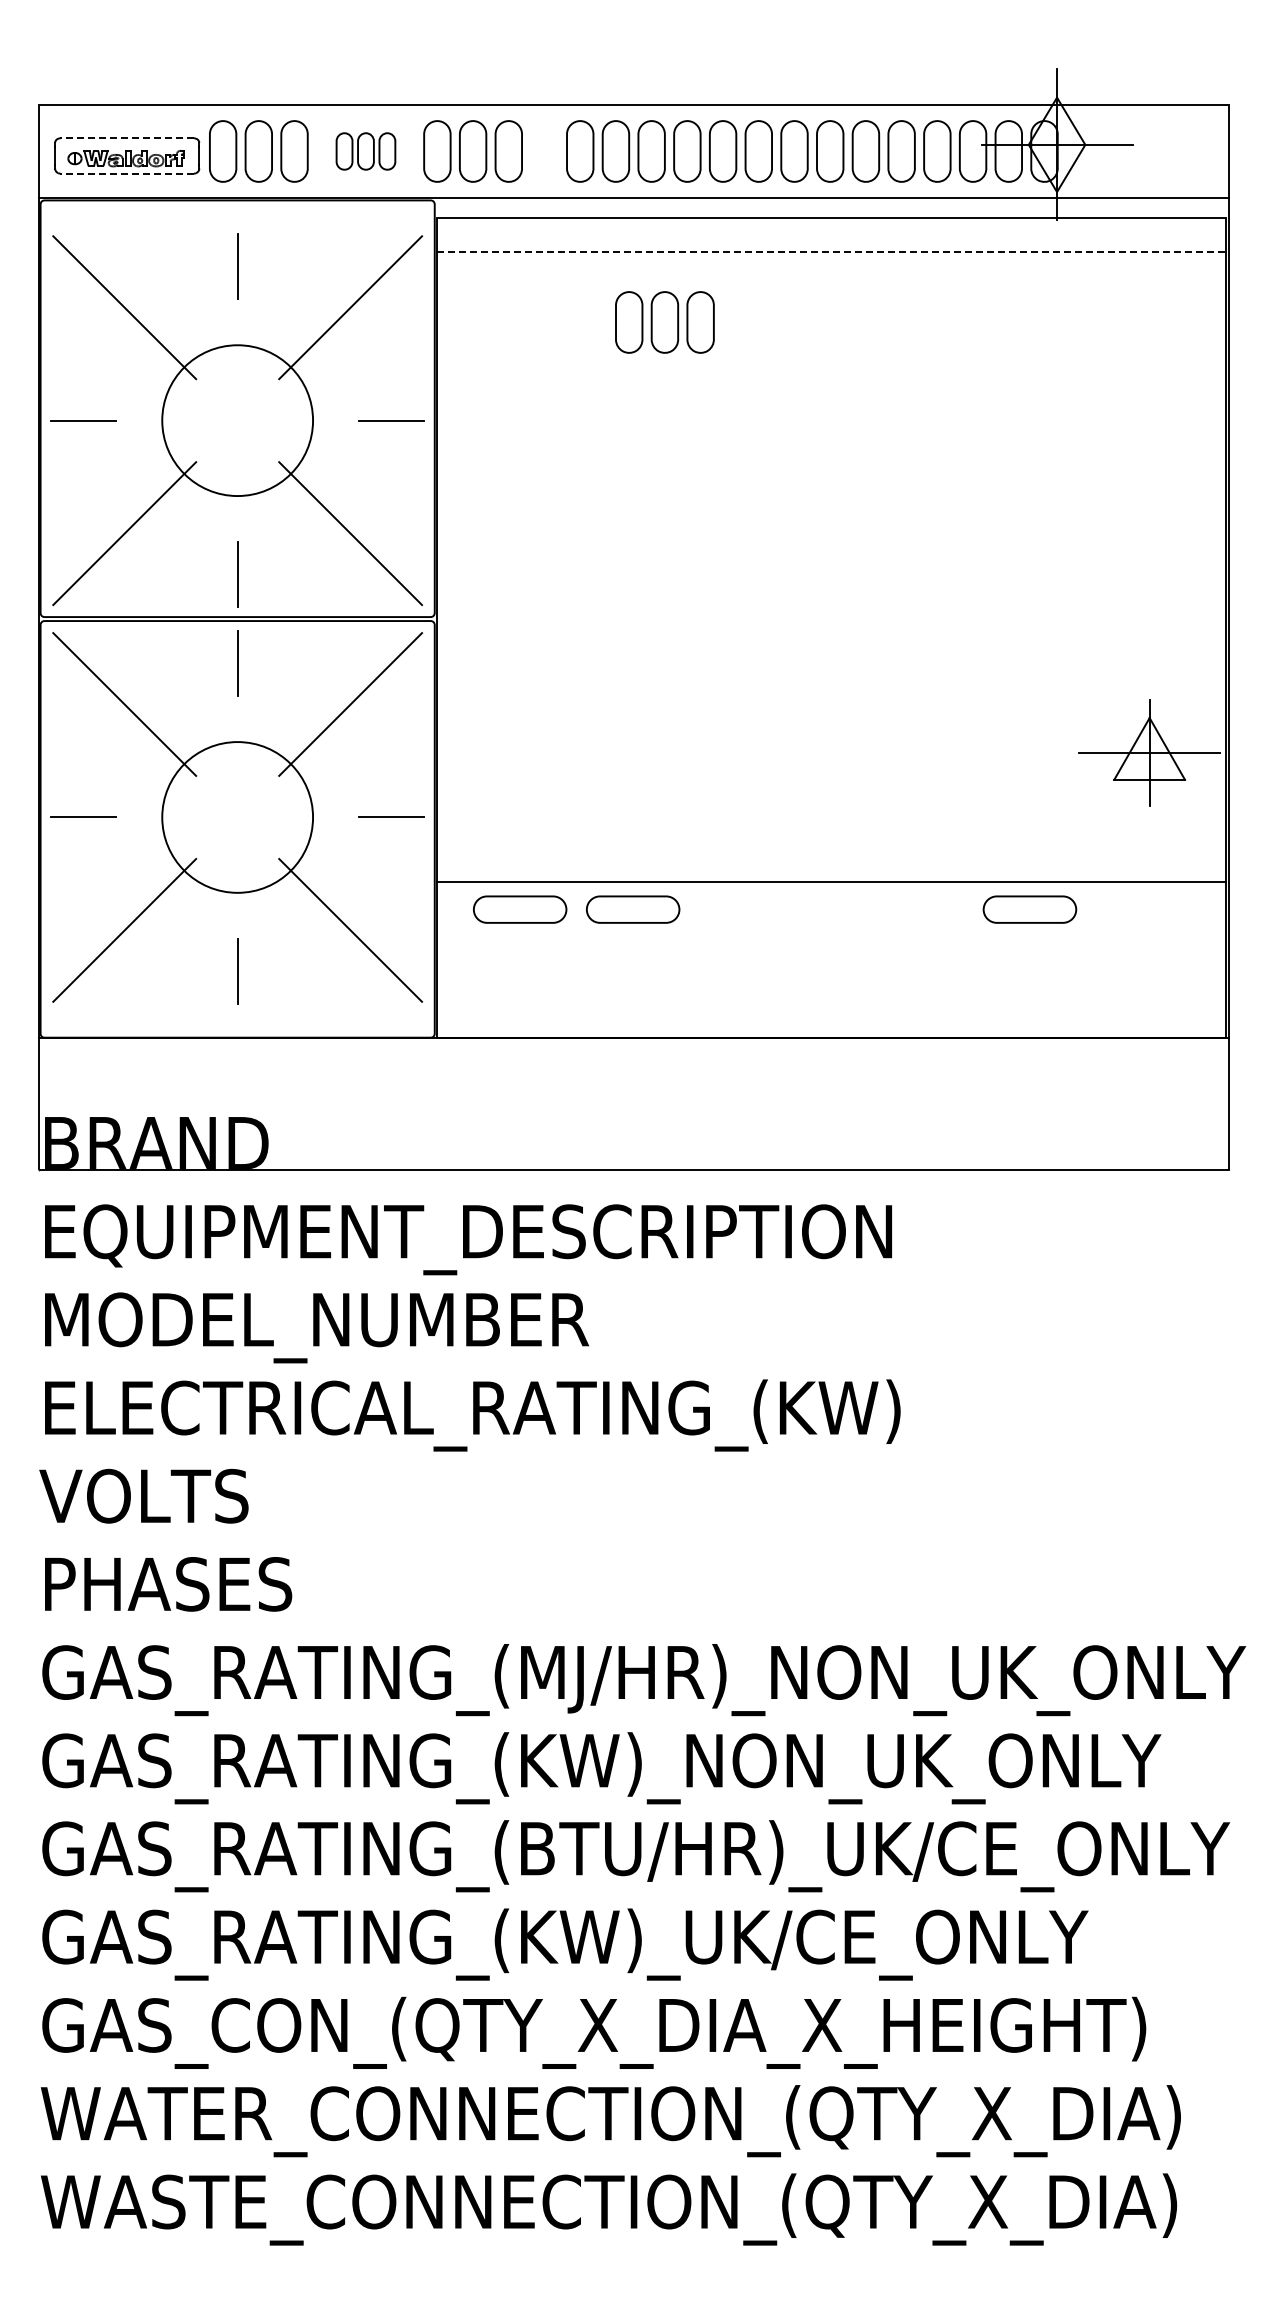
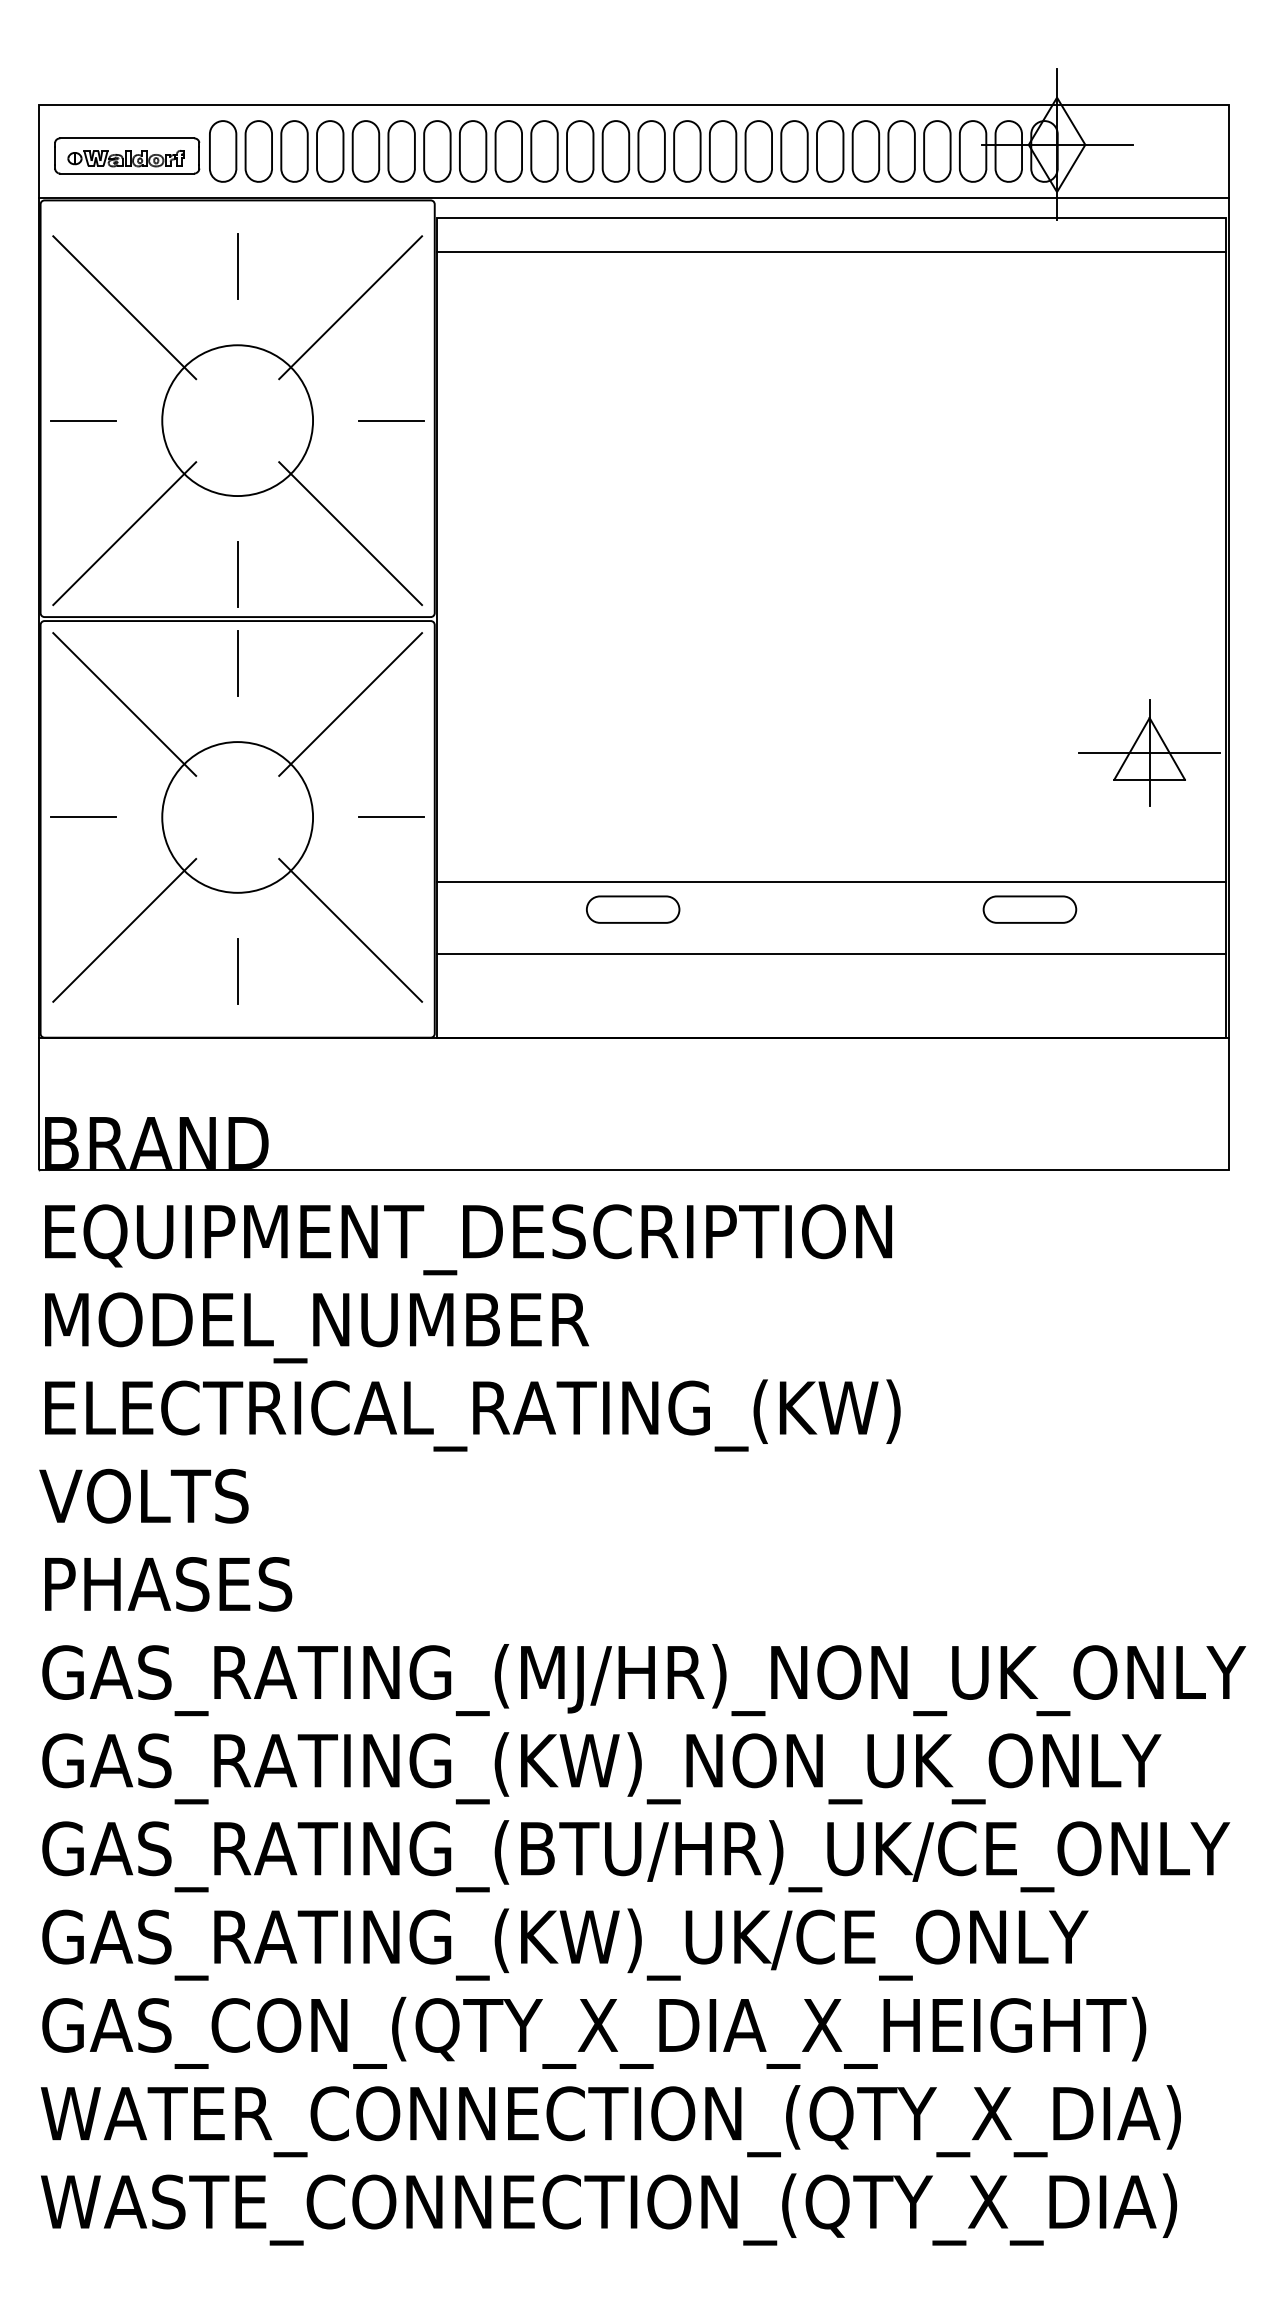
line: dashed -> solid (127, 138)
part size: 62x39 px -> 100x63 px (365, 151)
part: none -> present (544, 151)
line: dashed -> solid (127, 173)
line: dashed -> solid (831, 252)
part: present -> none (664, 322)
part: present -> none (520, 909)
line: none -> present (831, 954)
